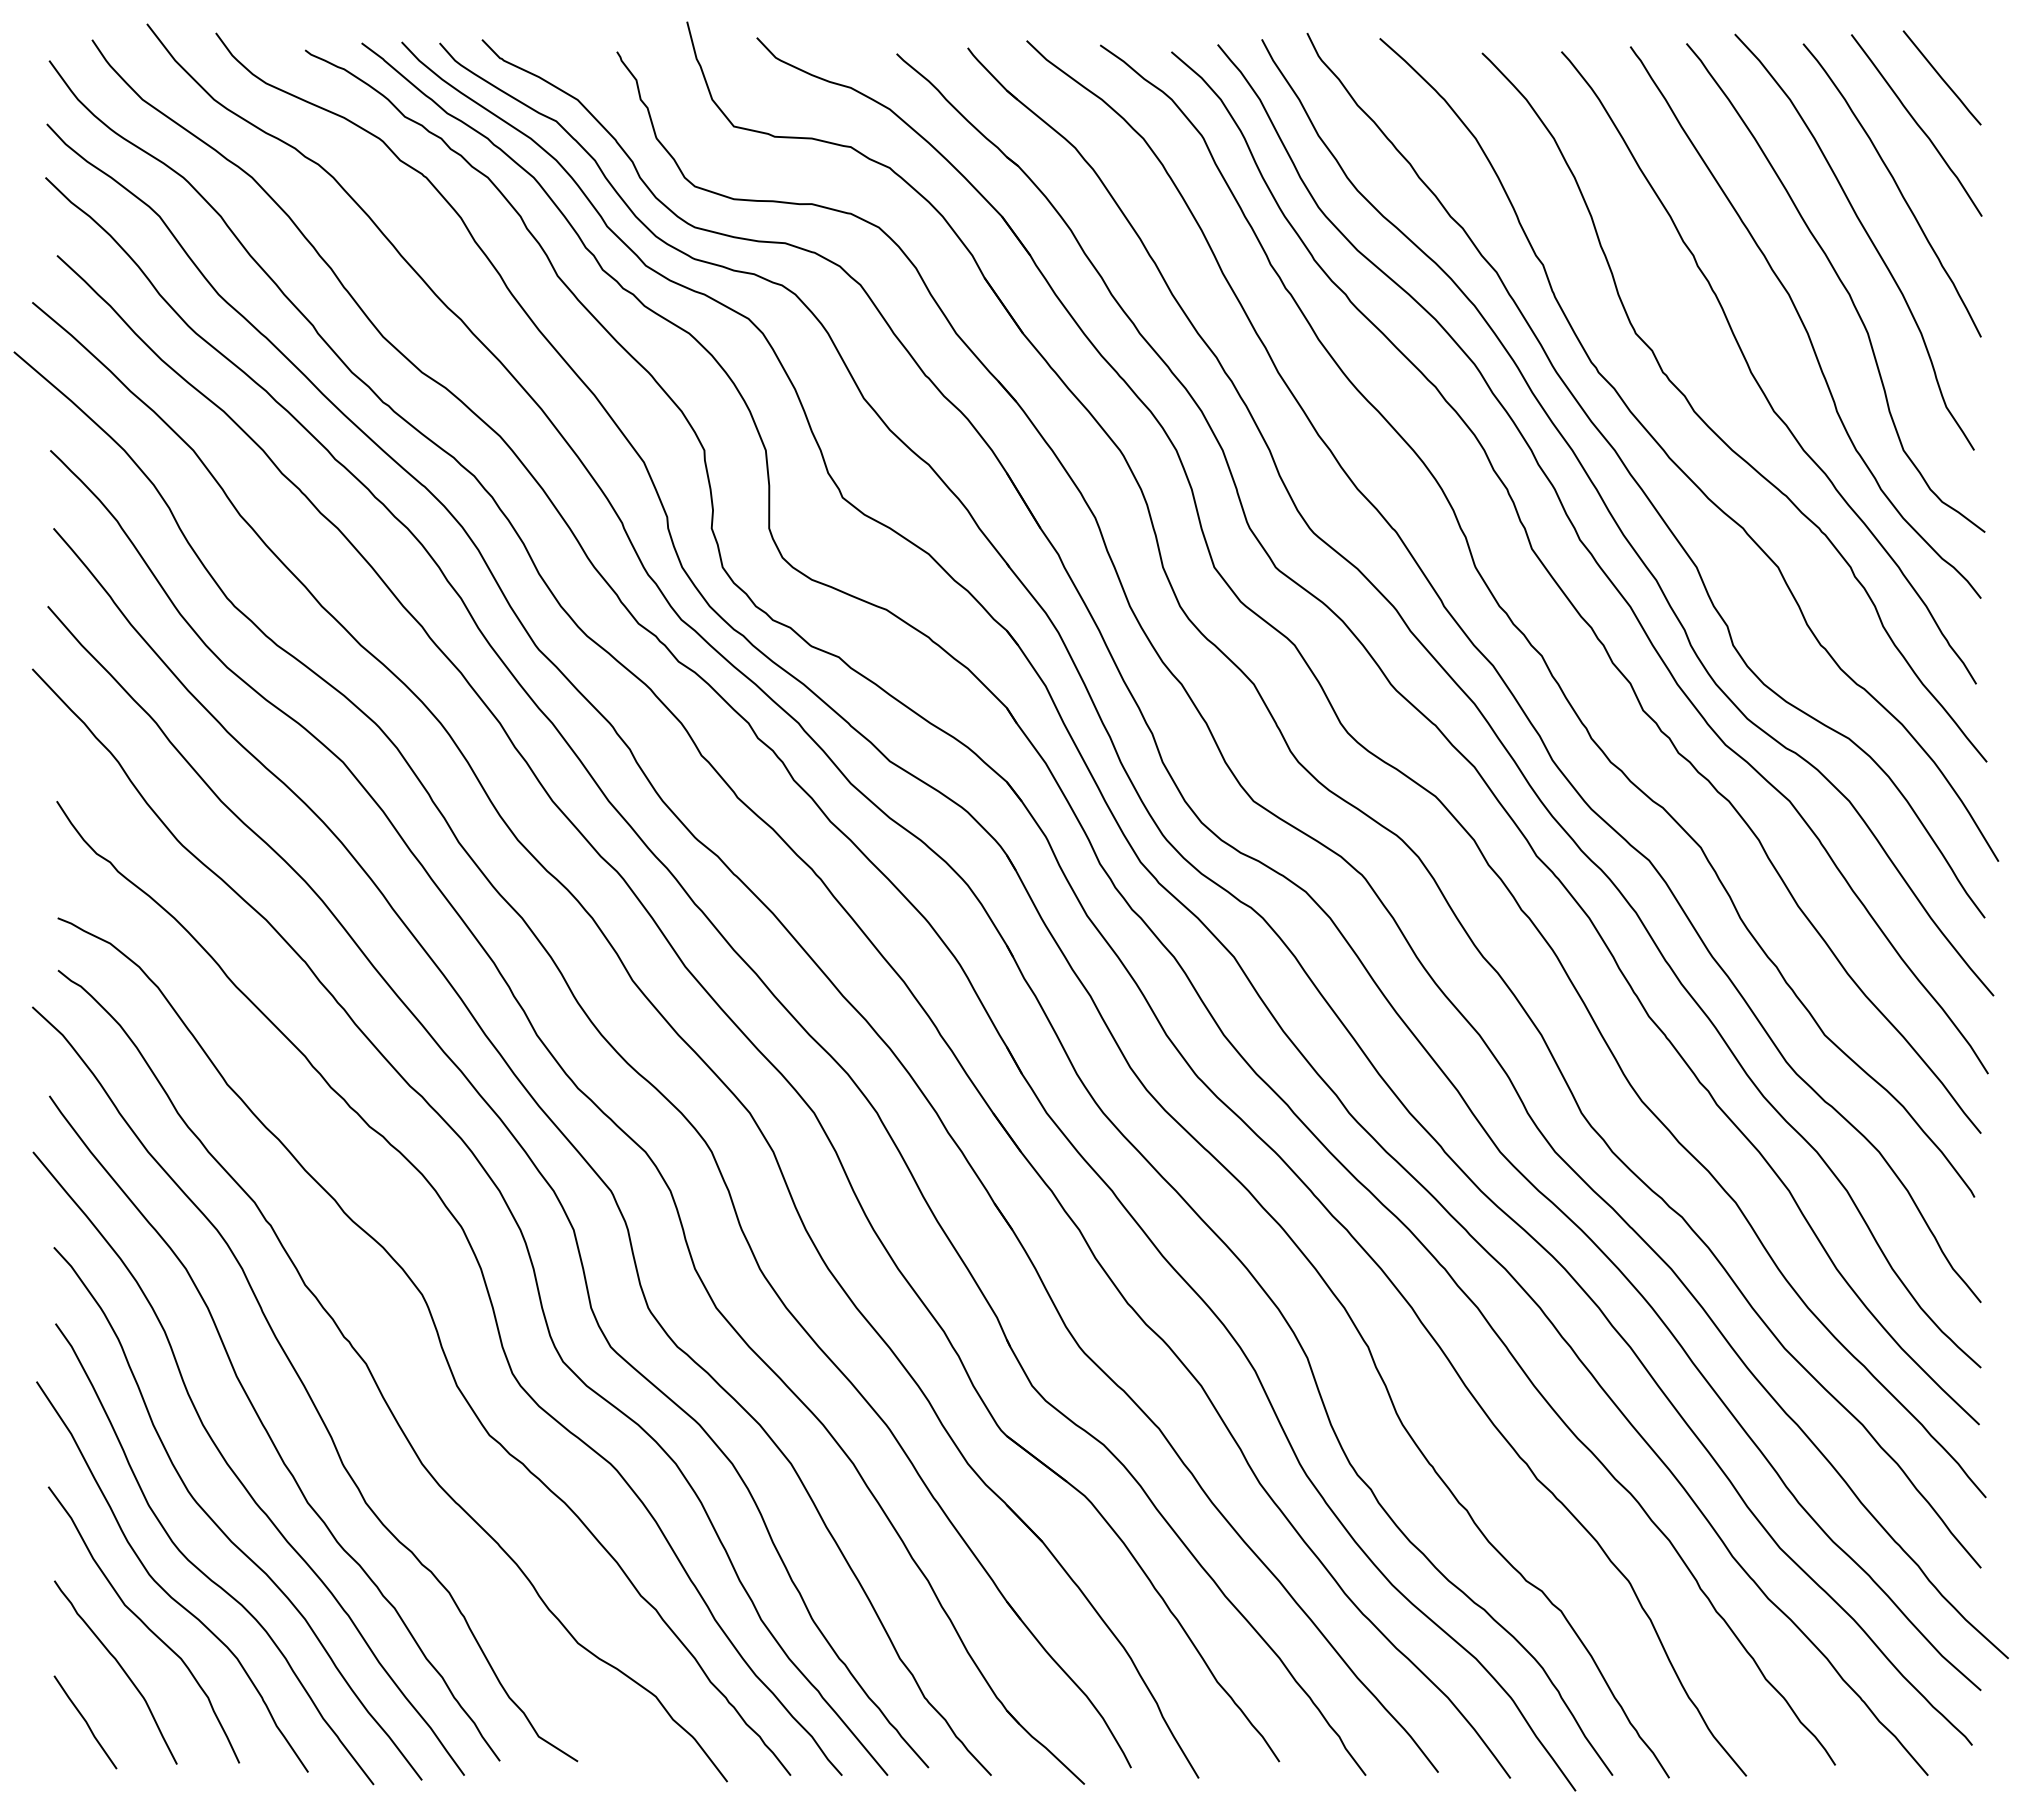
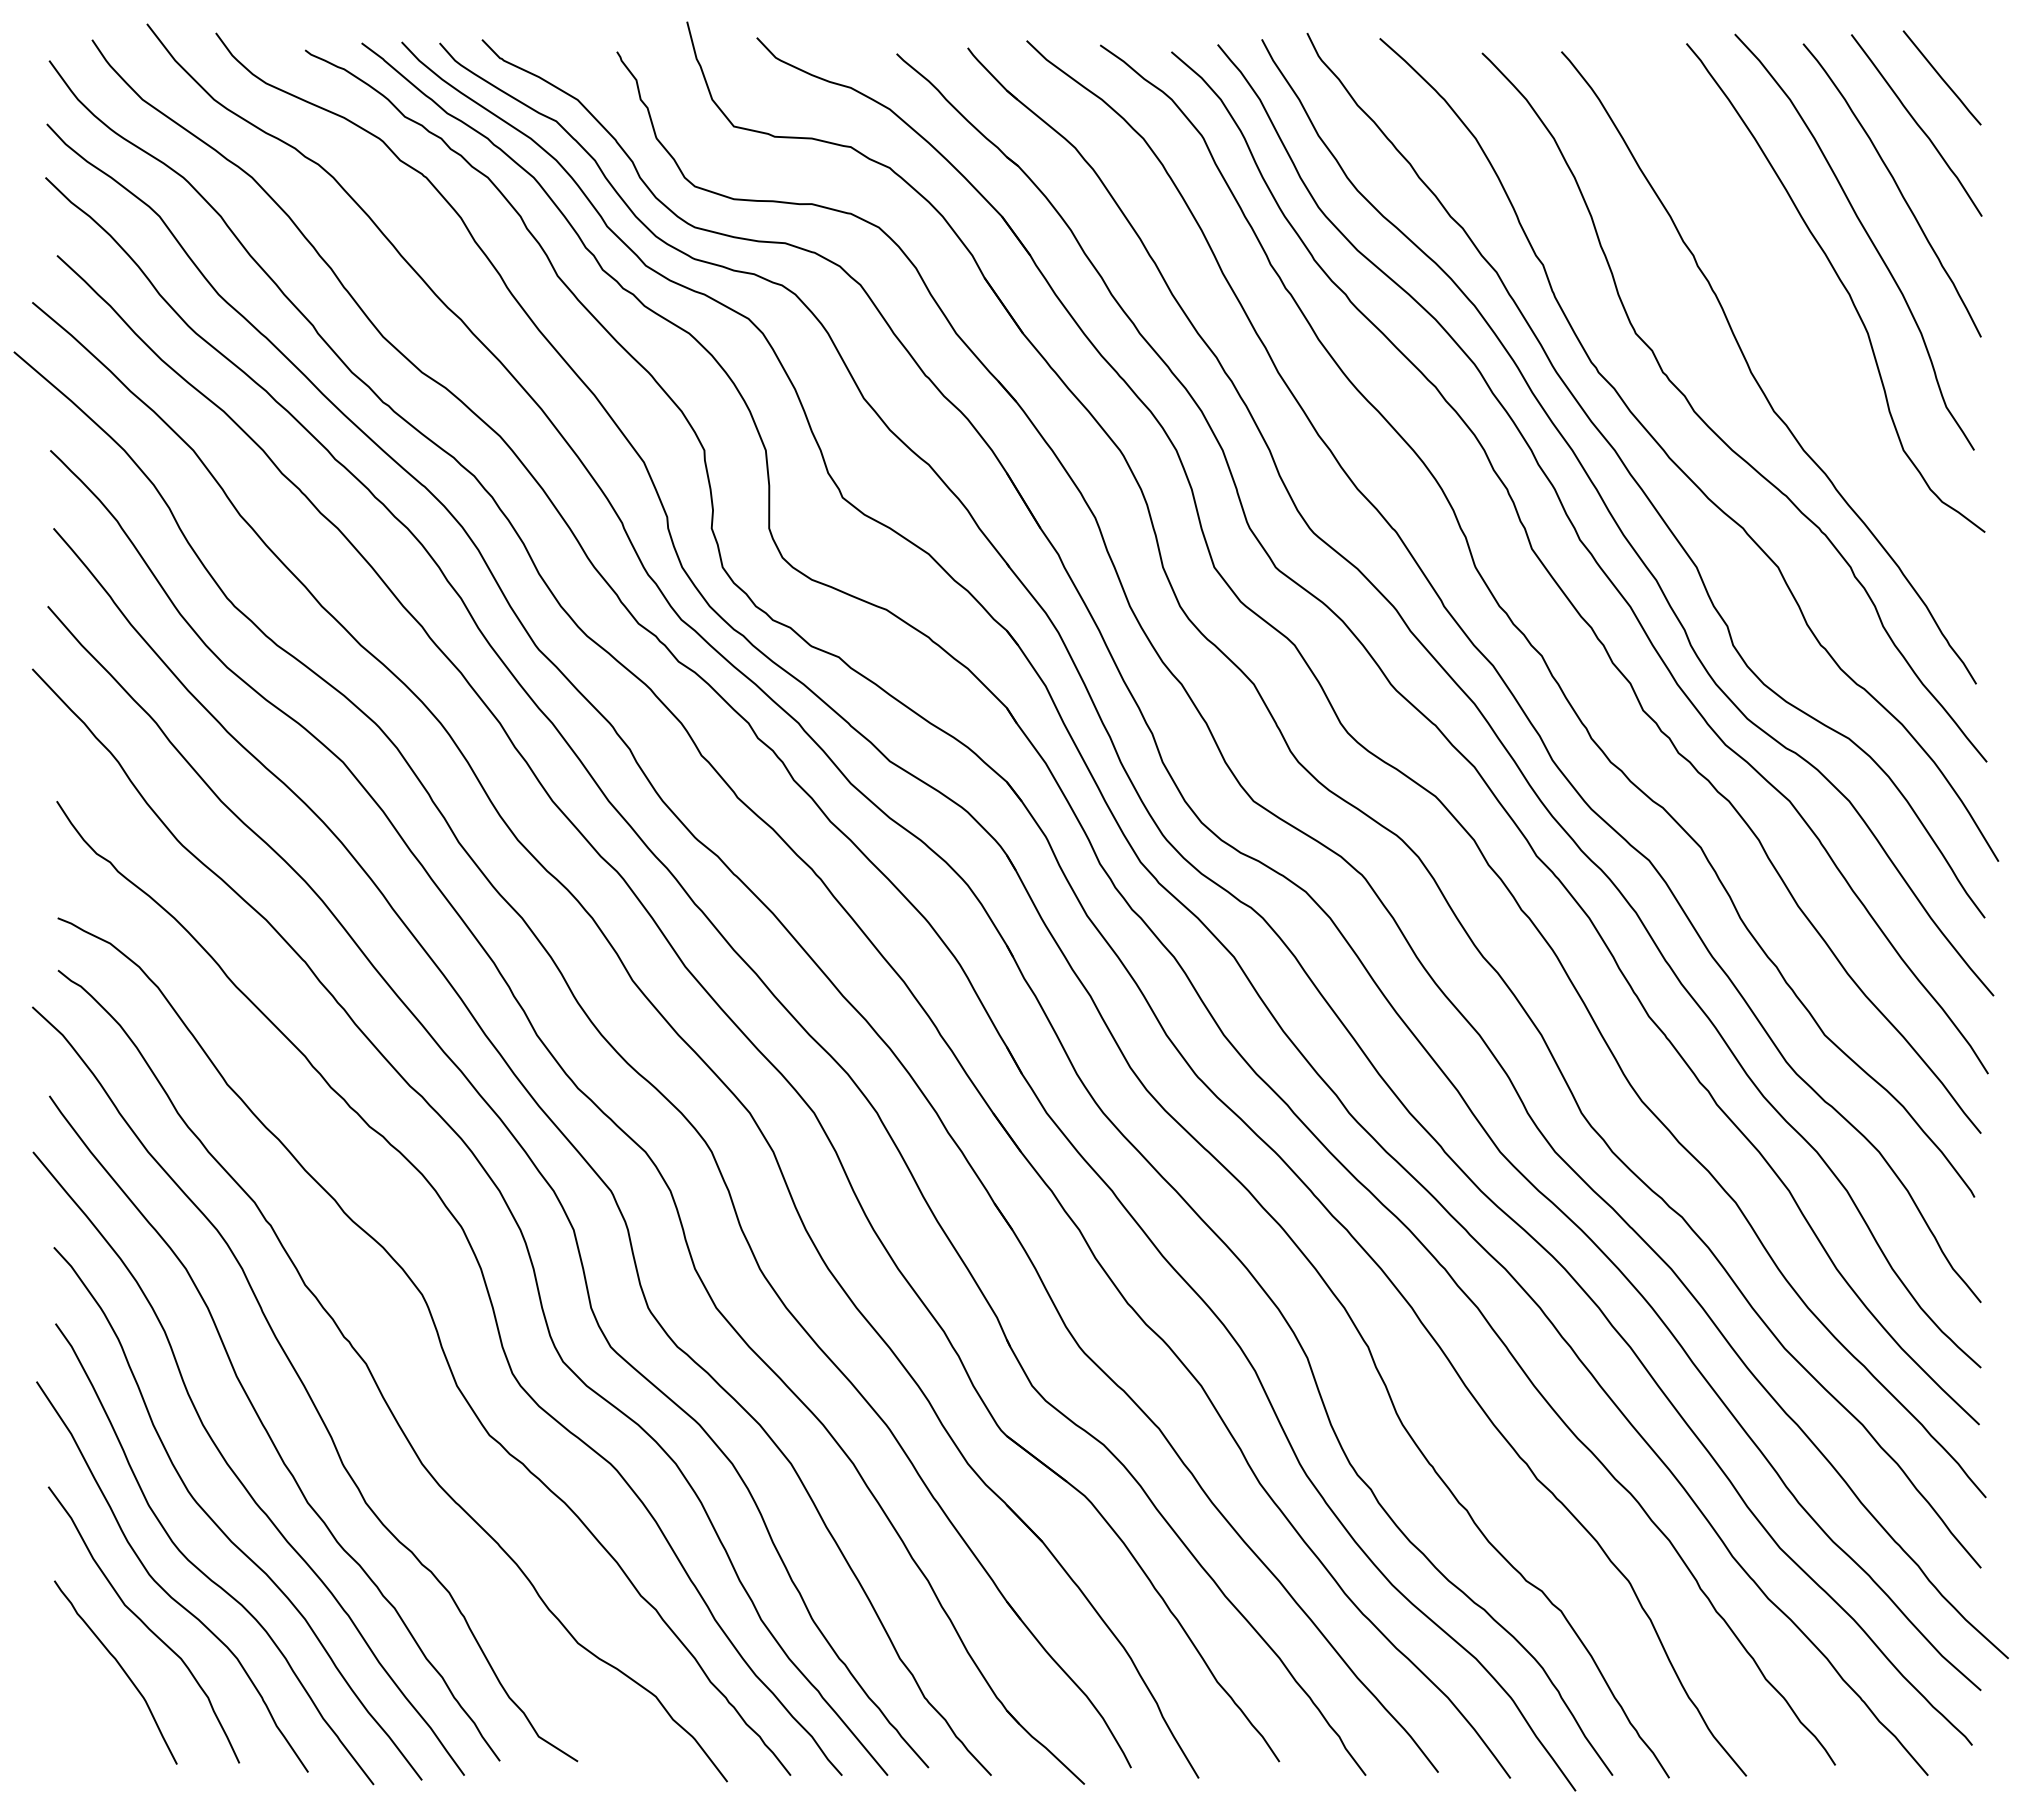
curve: present -> none (1803, 322)
line: present -> none (85, 1722)
